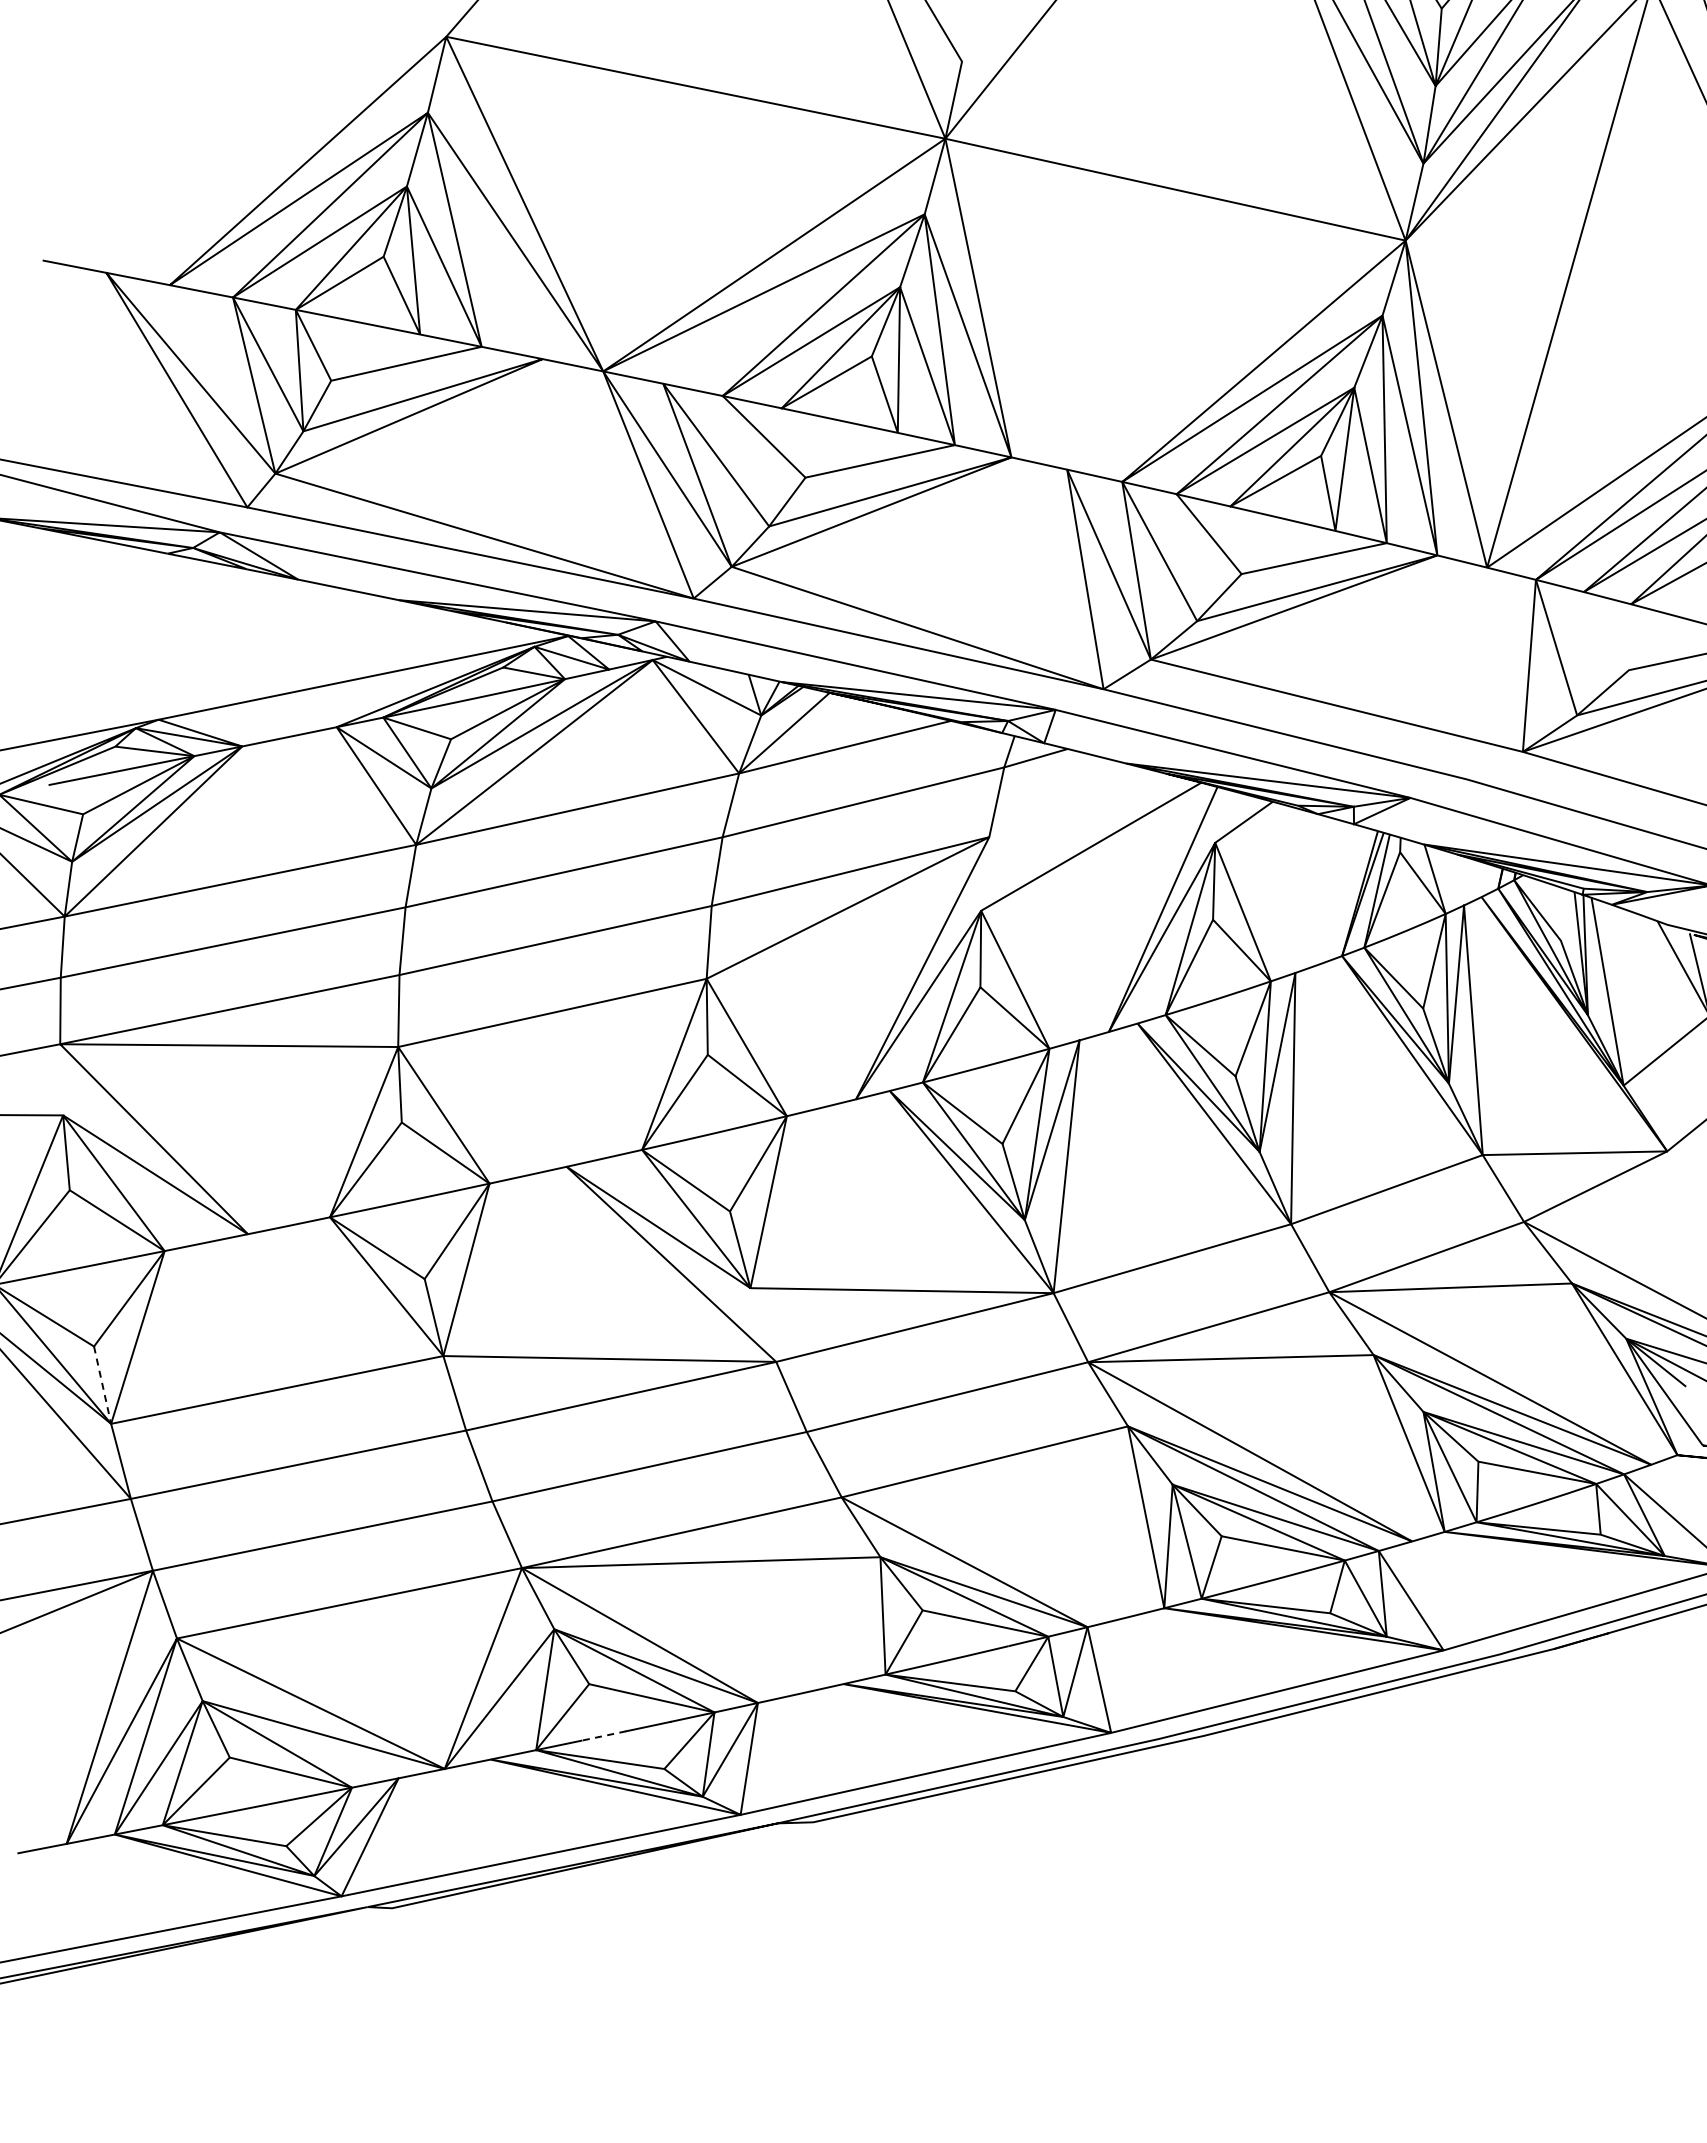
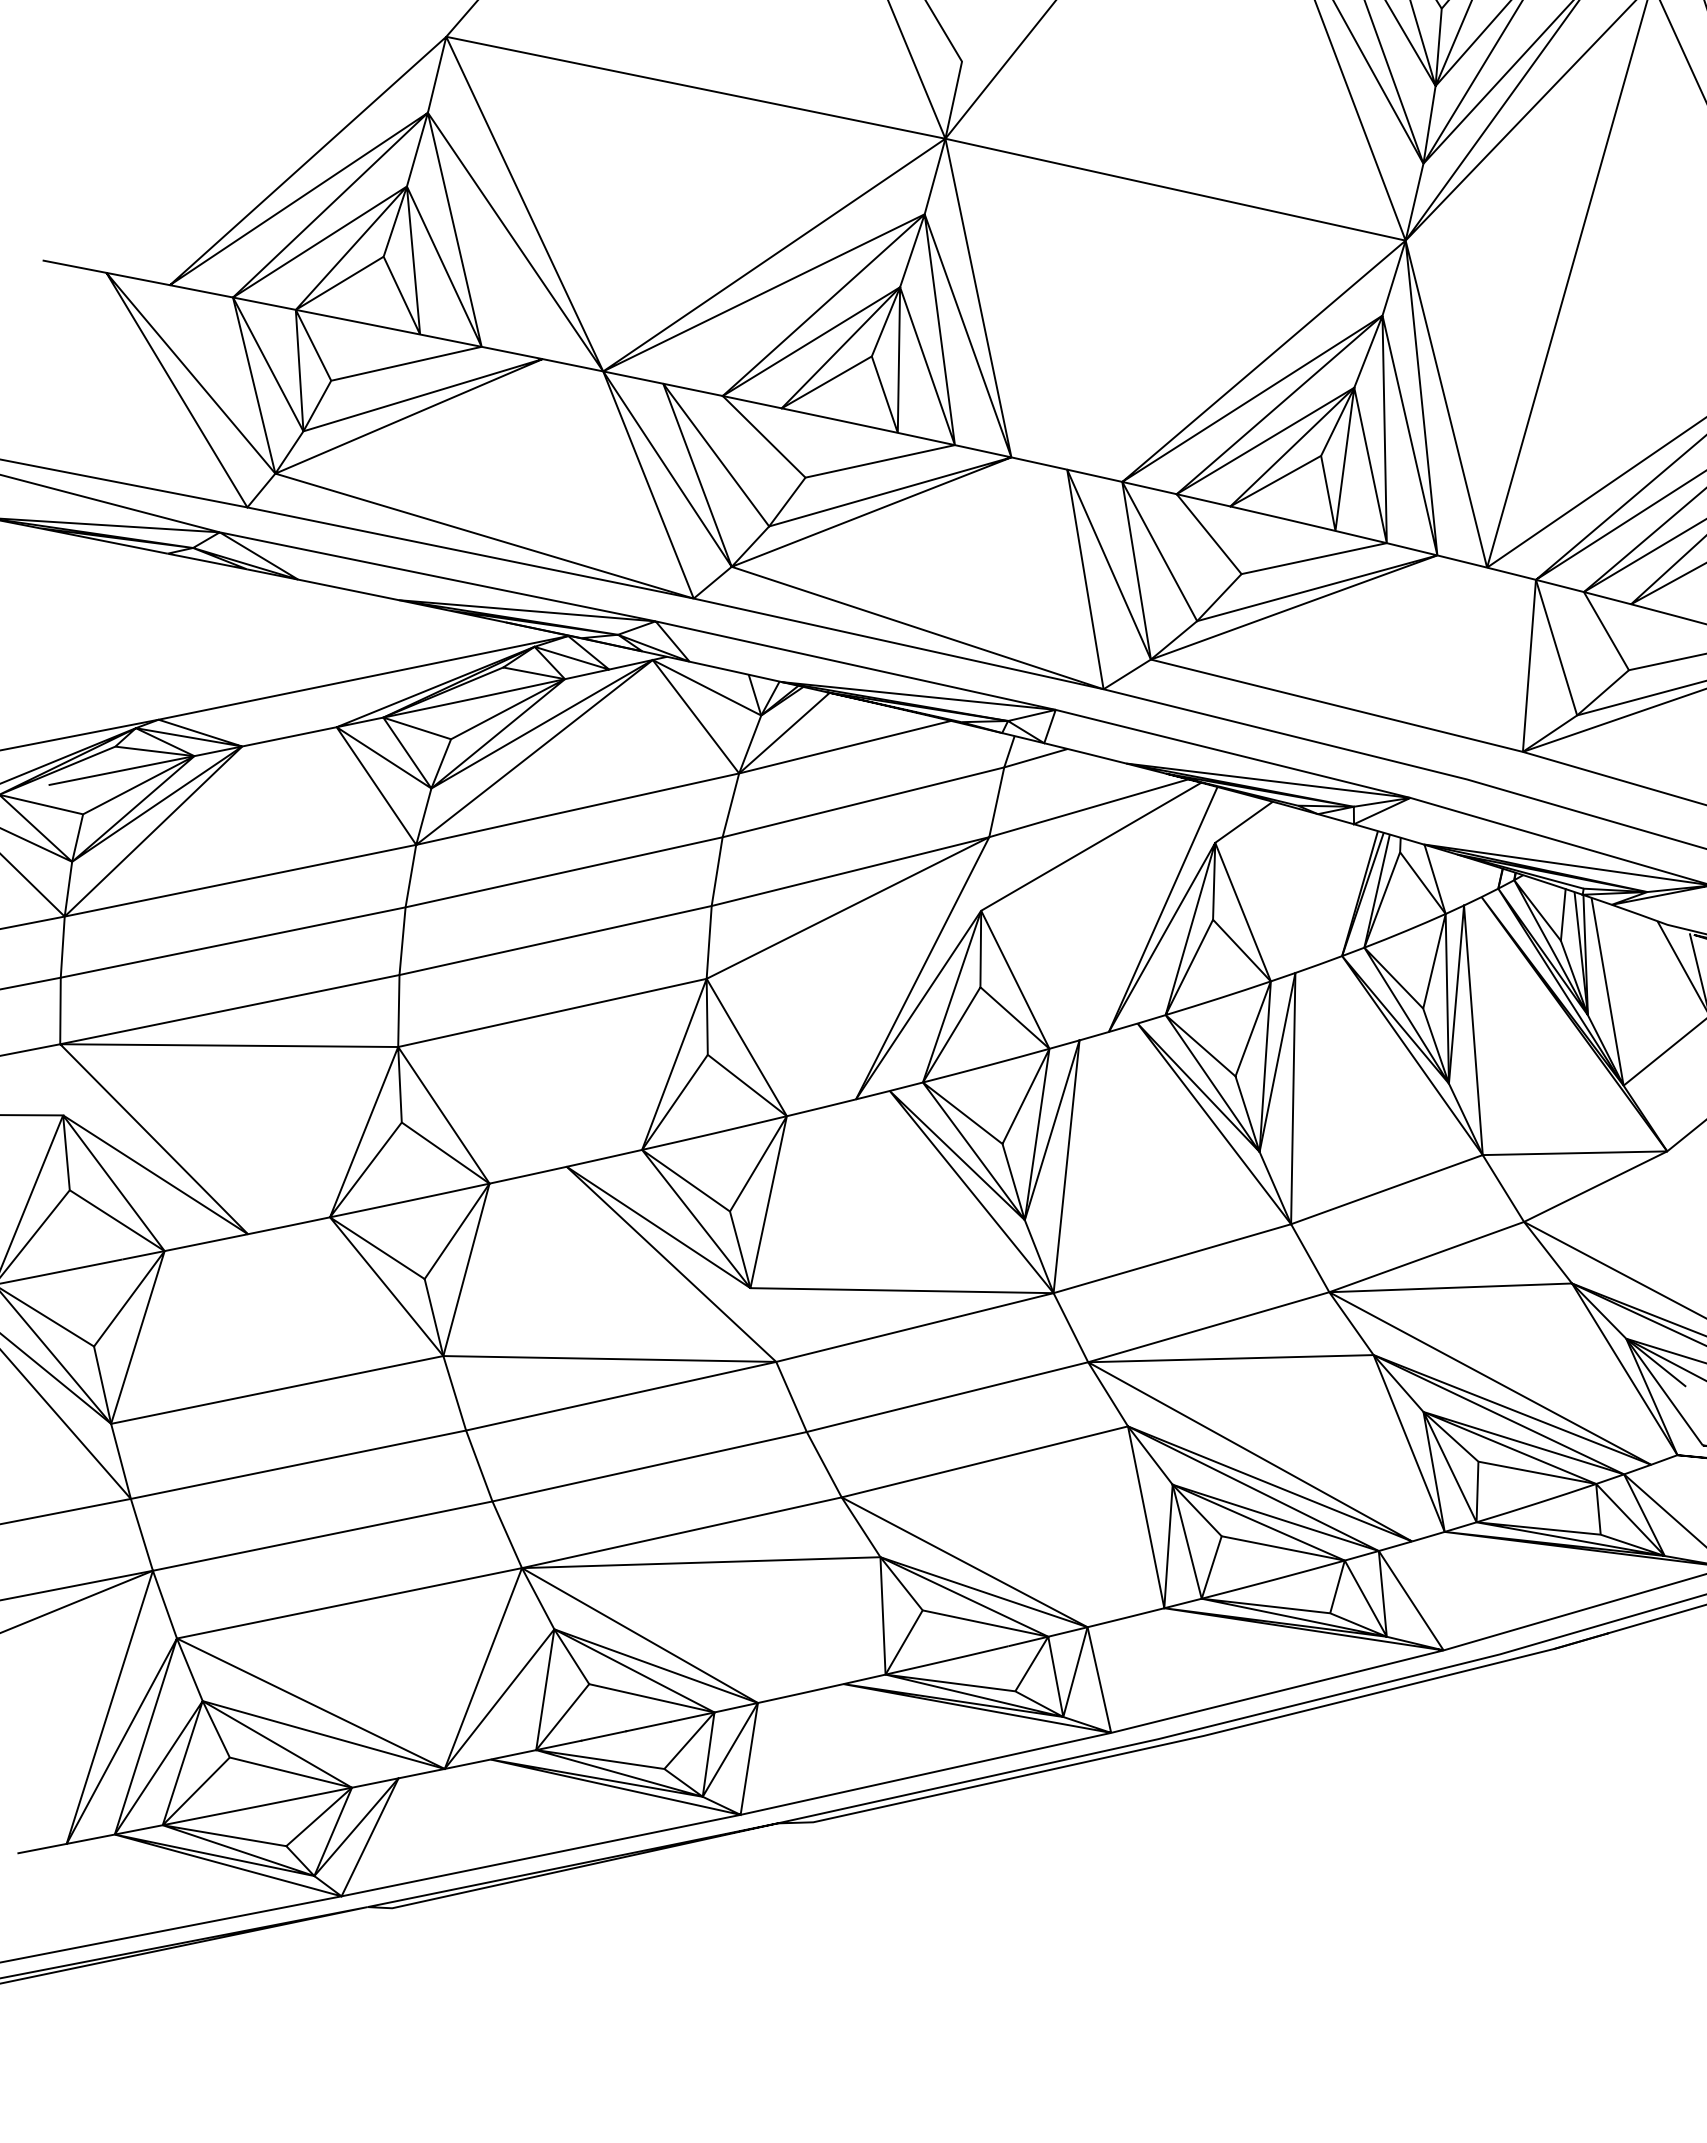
line: none -> present (1605, 631)
line: none -> present (1088, 808)
line: none -> present (1562, 914)
line: dashed -> solid (102, 1385)
line: dashed -> solid (603, 1736)
